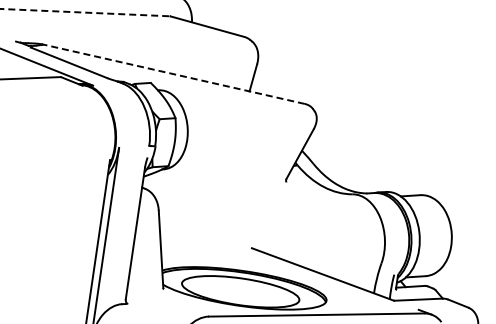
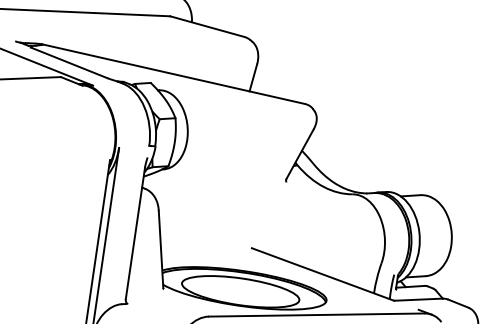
line: dashed -> solid (84, 12)
line: dashed -> solid (173, 74)
